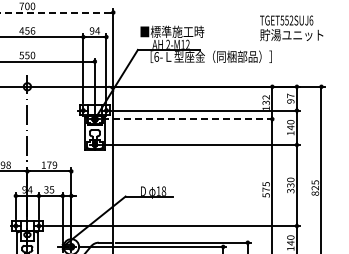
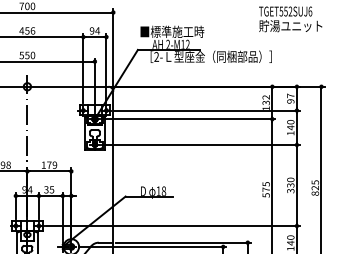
line: dashed -> solid (55, 12)
text position: (291, 28) -> (290, 19) (290, 19)
text: 6- -> 2- (156, 56)
line: dashed -> solid (188, 119)
